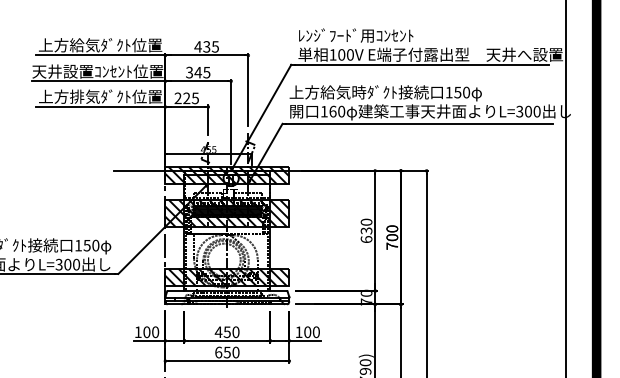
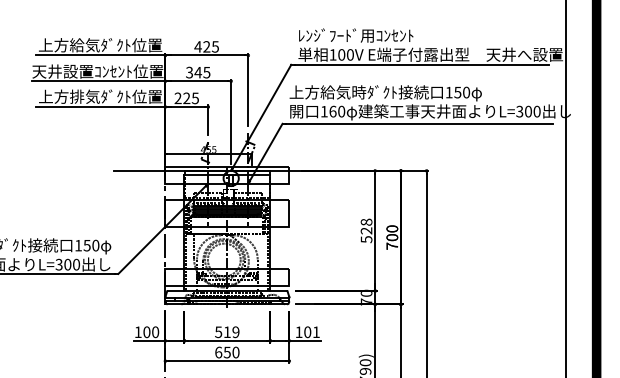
text: 435 -> 425 (206, 46)
hatch: present -> none (227, 175)
hatch: present -> none (227, 213)
text: 630 -> 528 (366, 230)
hatch: present -> none (227, 277)
text: 450 -> 519 (226, 332)
text: 100 -> 101 (315, 332)
